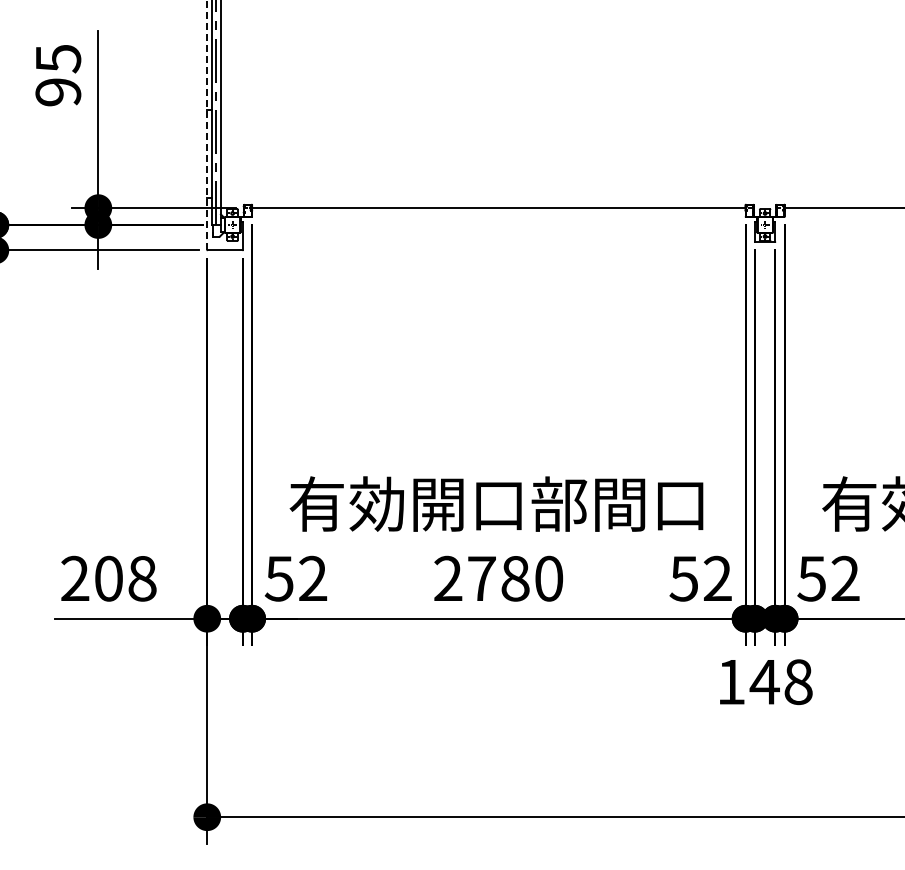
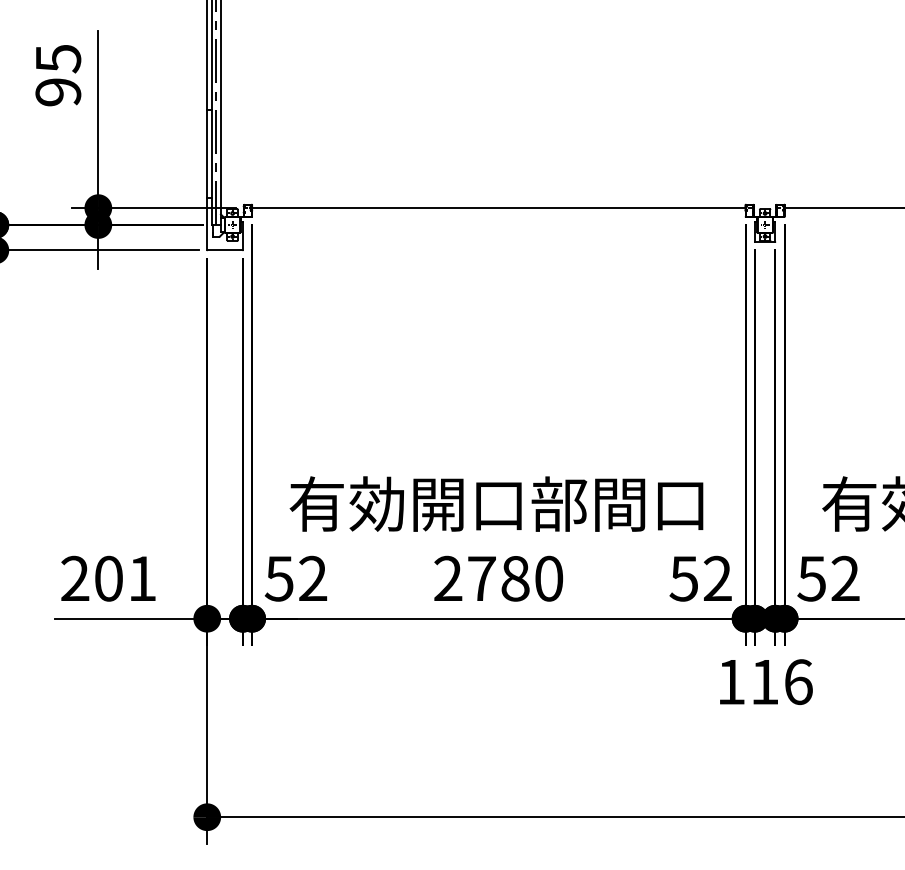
line: dashed -> solid (207, 124)
text: 208 -> 201 (142, 578)
text: 148 -> 116 (780, 681)
